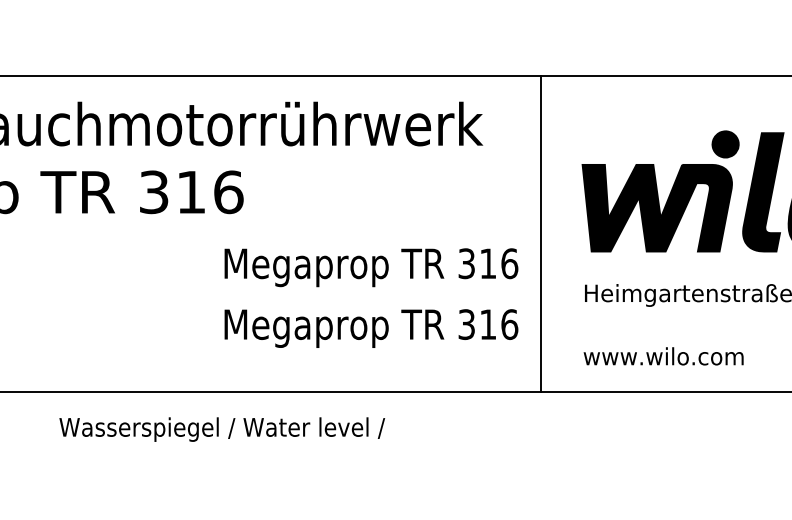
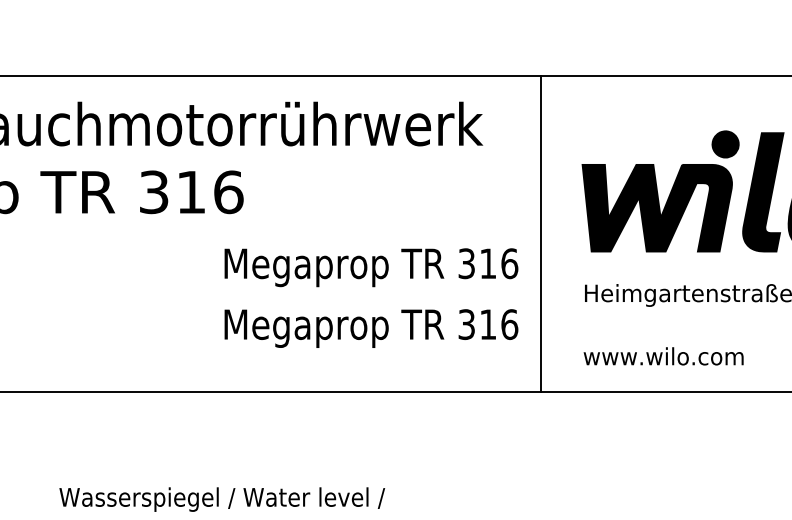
text position: (222, 429) -> (222, 499) (222, 499)
